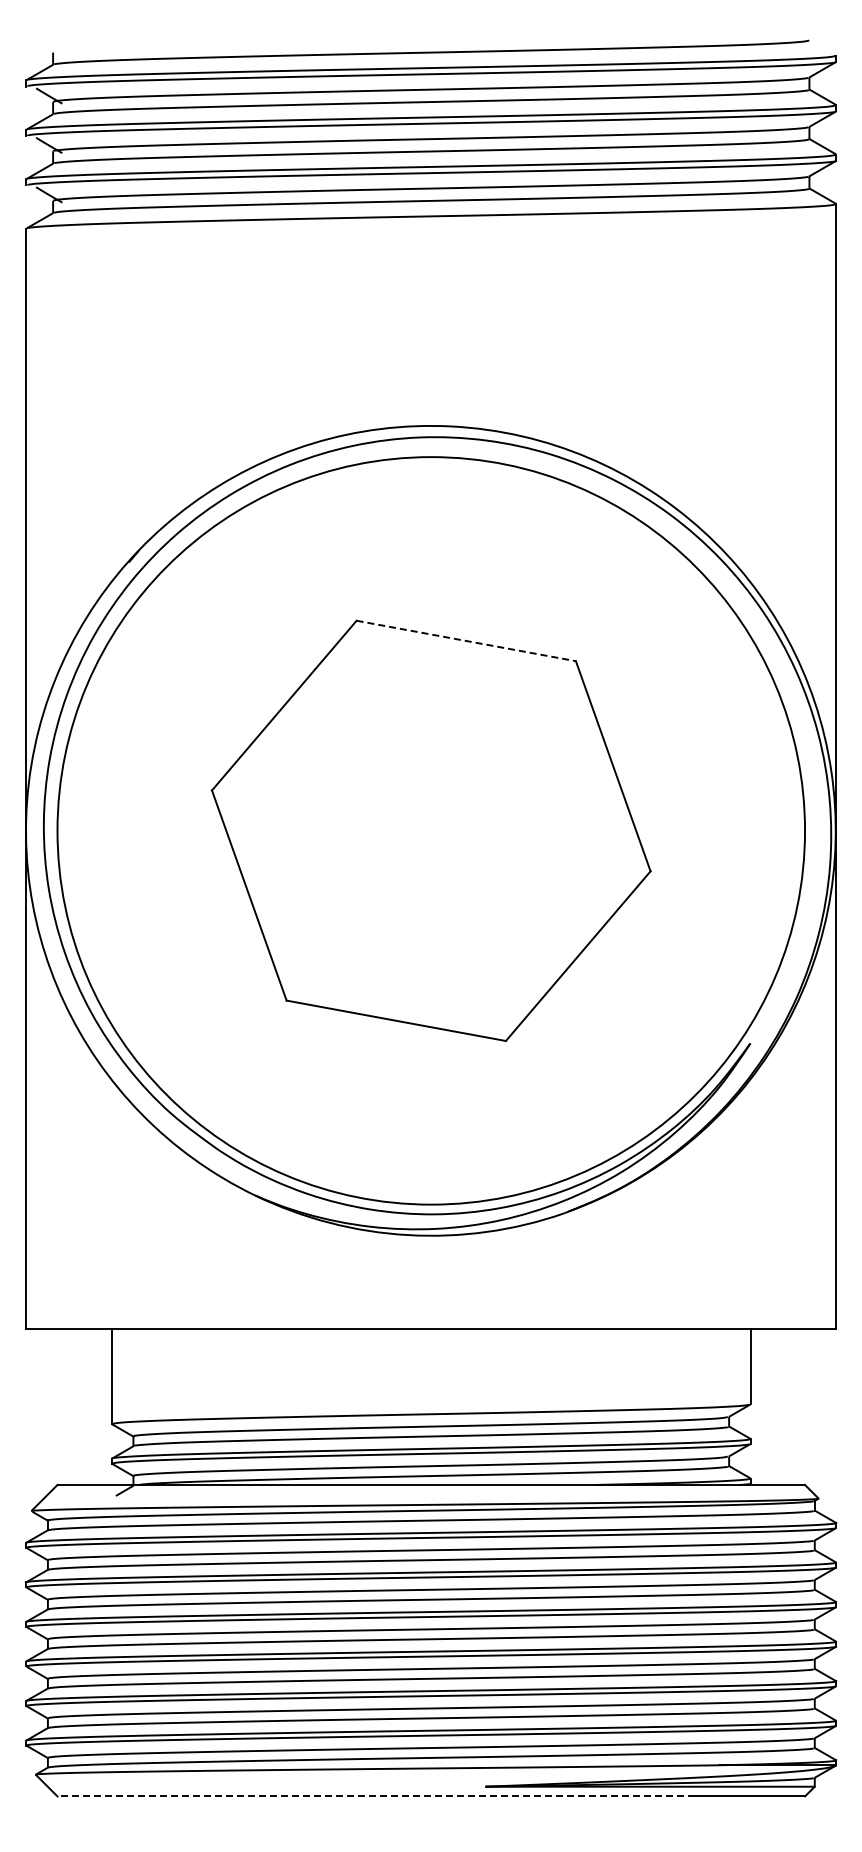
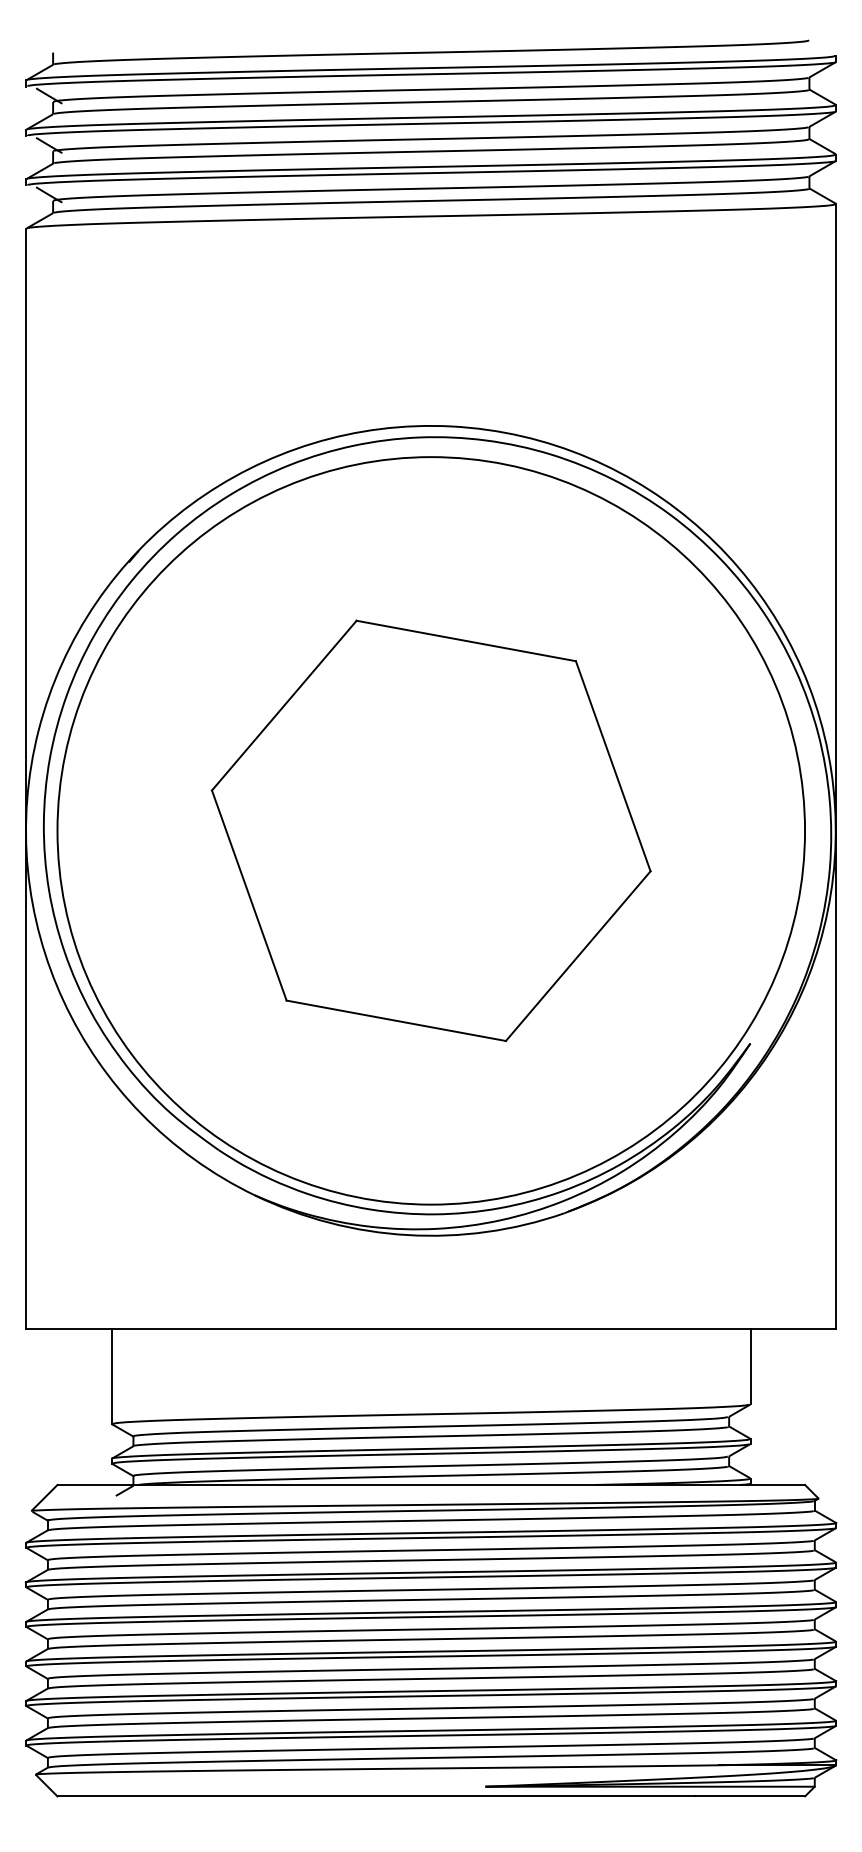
line: dashed -> solid (466, 640)
line: dashed -> solid (376, 1796)
